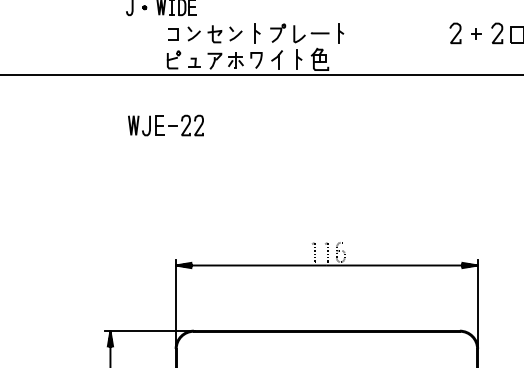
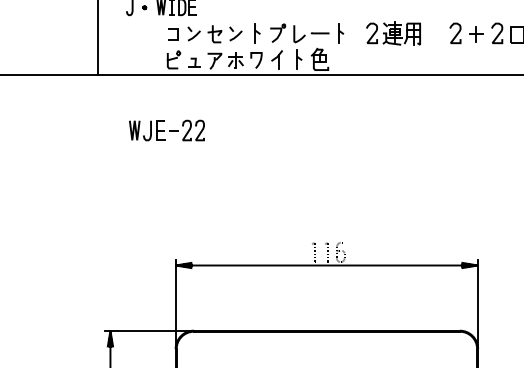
part: none -> present (393, 33)
part size: 11x12 px -> 15x17 px (476, 34)
line: none -> present (98, 38)
part position: (165, 125) -> (166, 130) (166, 130)
